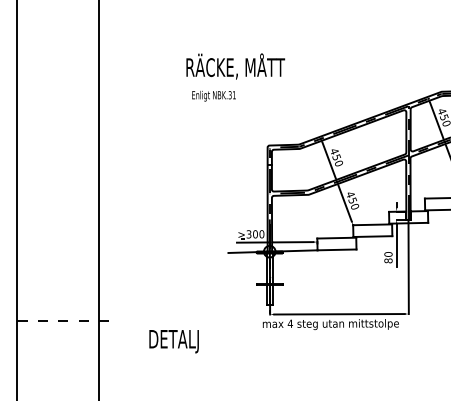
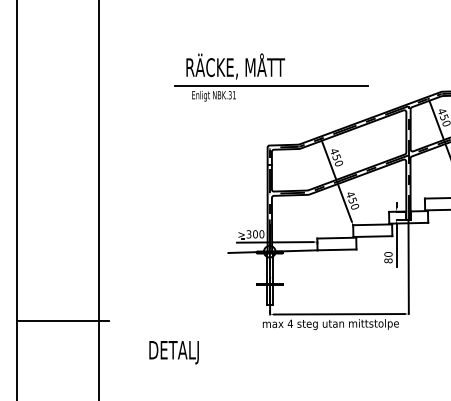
line: none -> present (271, 85)
line: dashed -> solid (63, 320)
text position: (173, 341) -> (173, 352) (173, 352)
